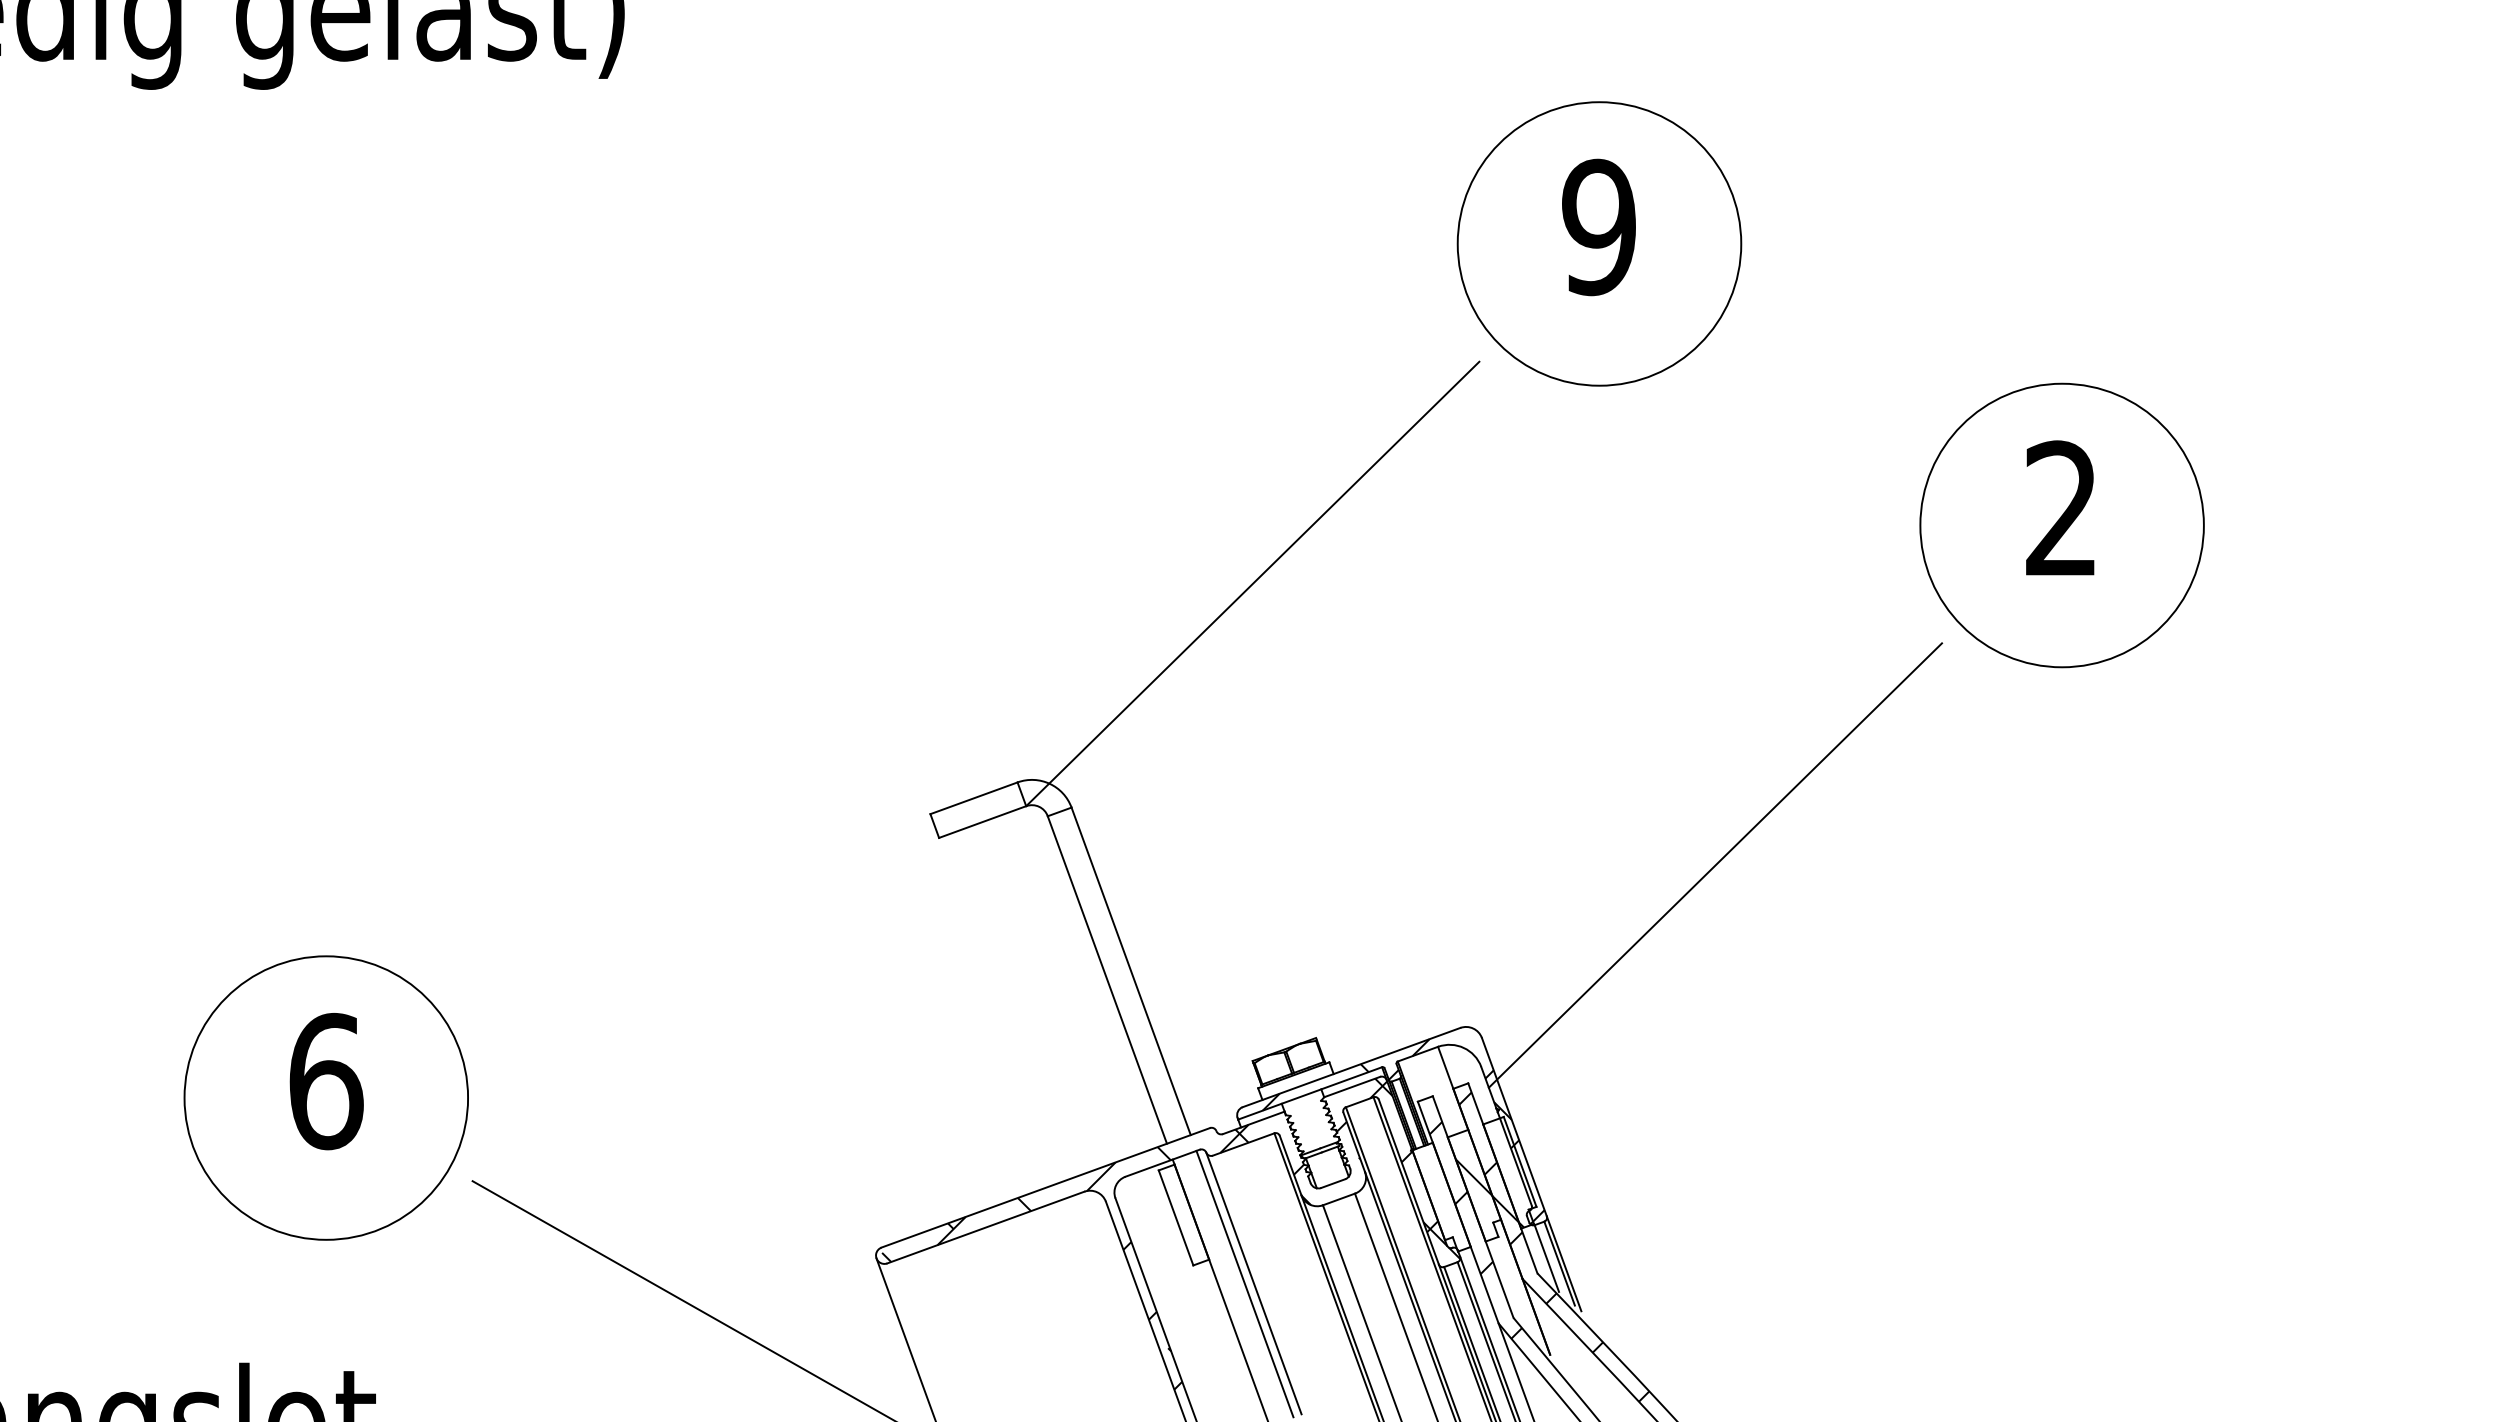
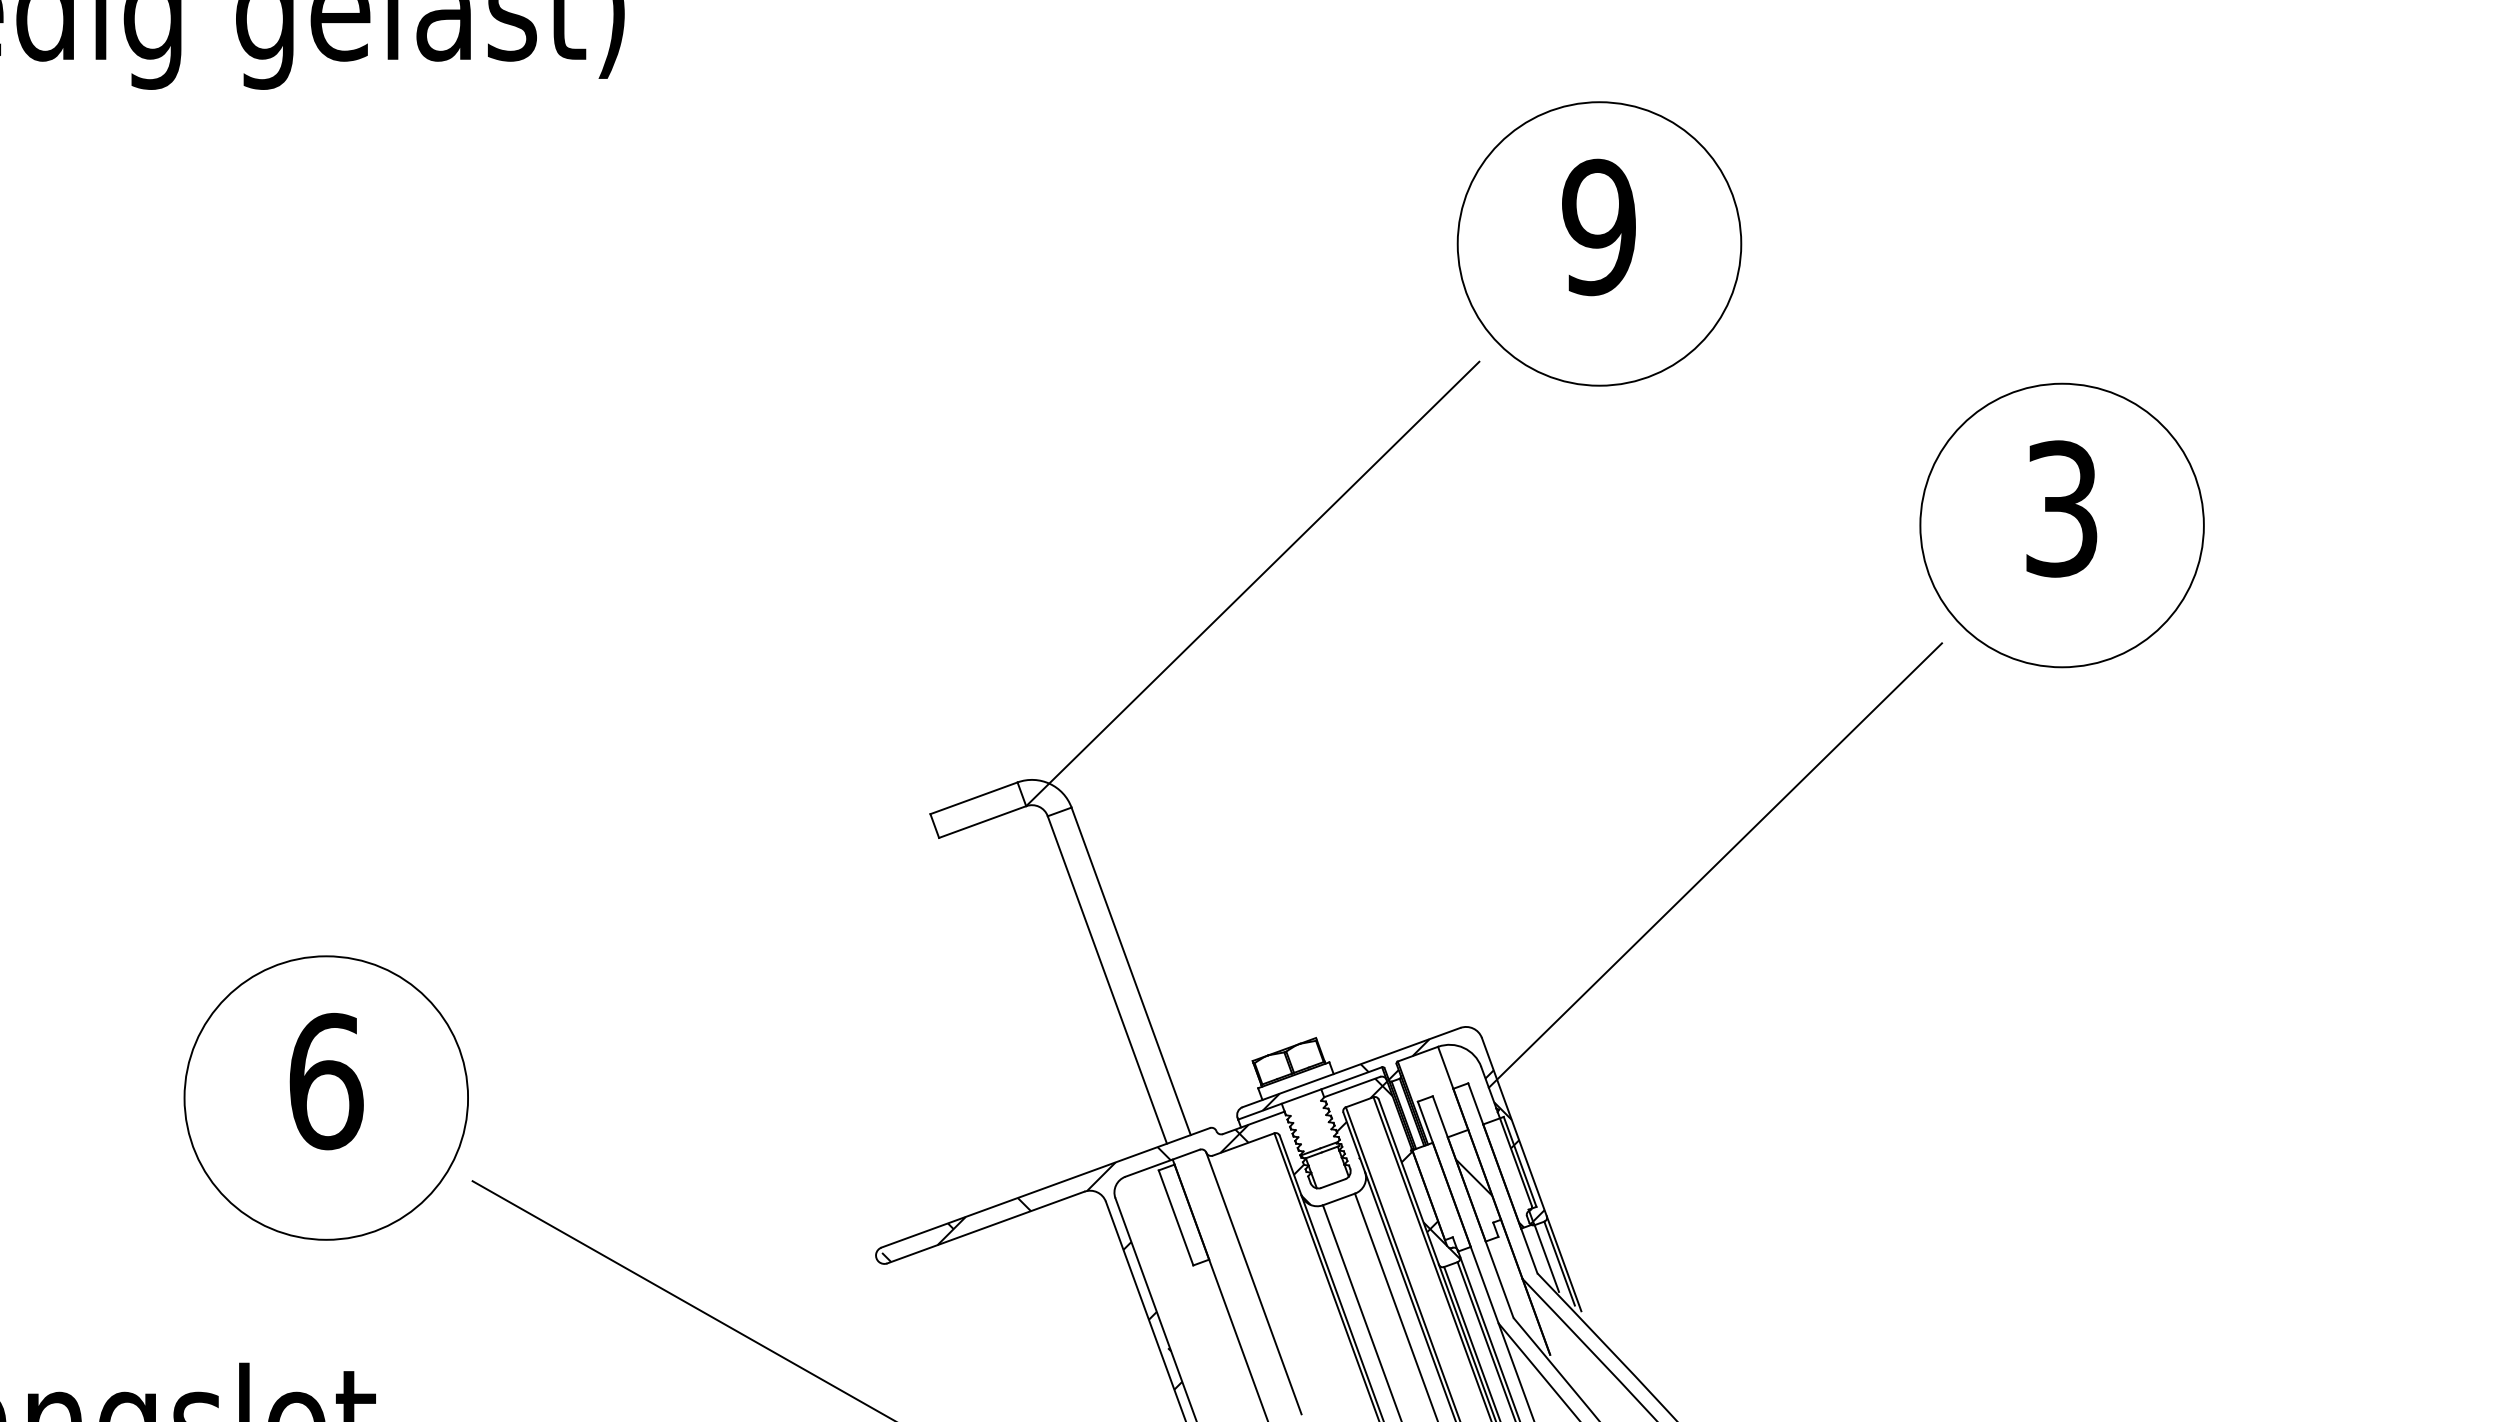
text: 2 -> 3 (2061, 508)
hatch: present -> none (1475, 1229)
hatch: present -> none (1554, 1246)
line: present -> none (1244, 1283)
line: present -> none (905, 1338)
